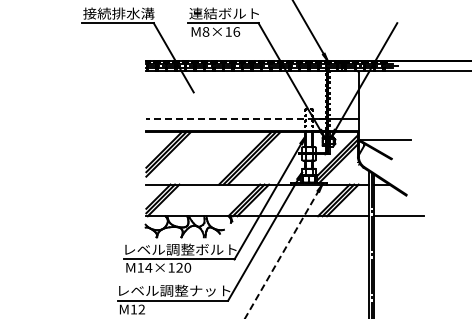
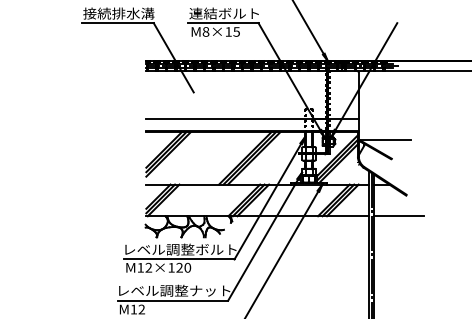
text: M8×16 -> M8×15 (236, 31)
line: dashed -> solid (236, 119)
line: dashed -> solid (283, 251)
text: M14×120 -> M12×120 (148, 267)
